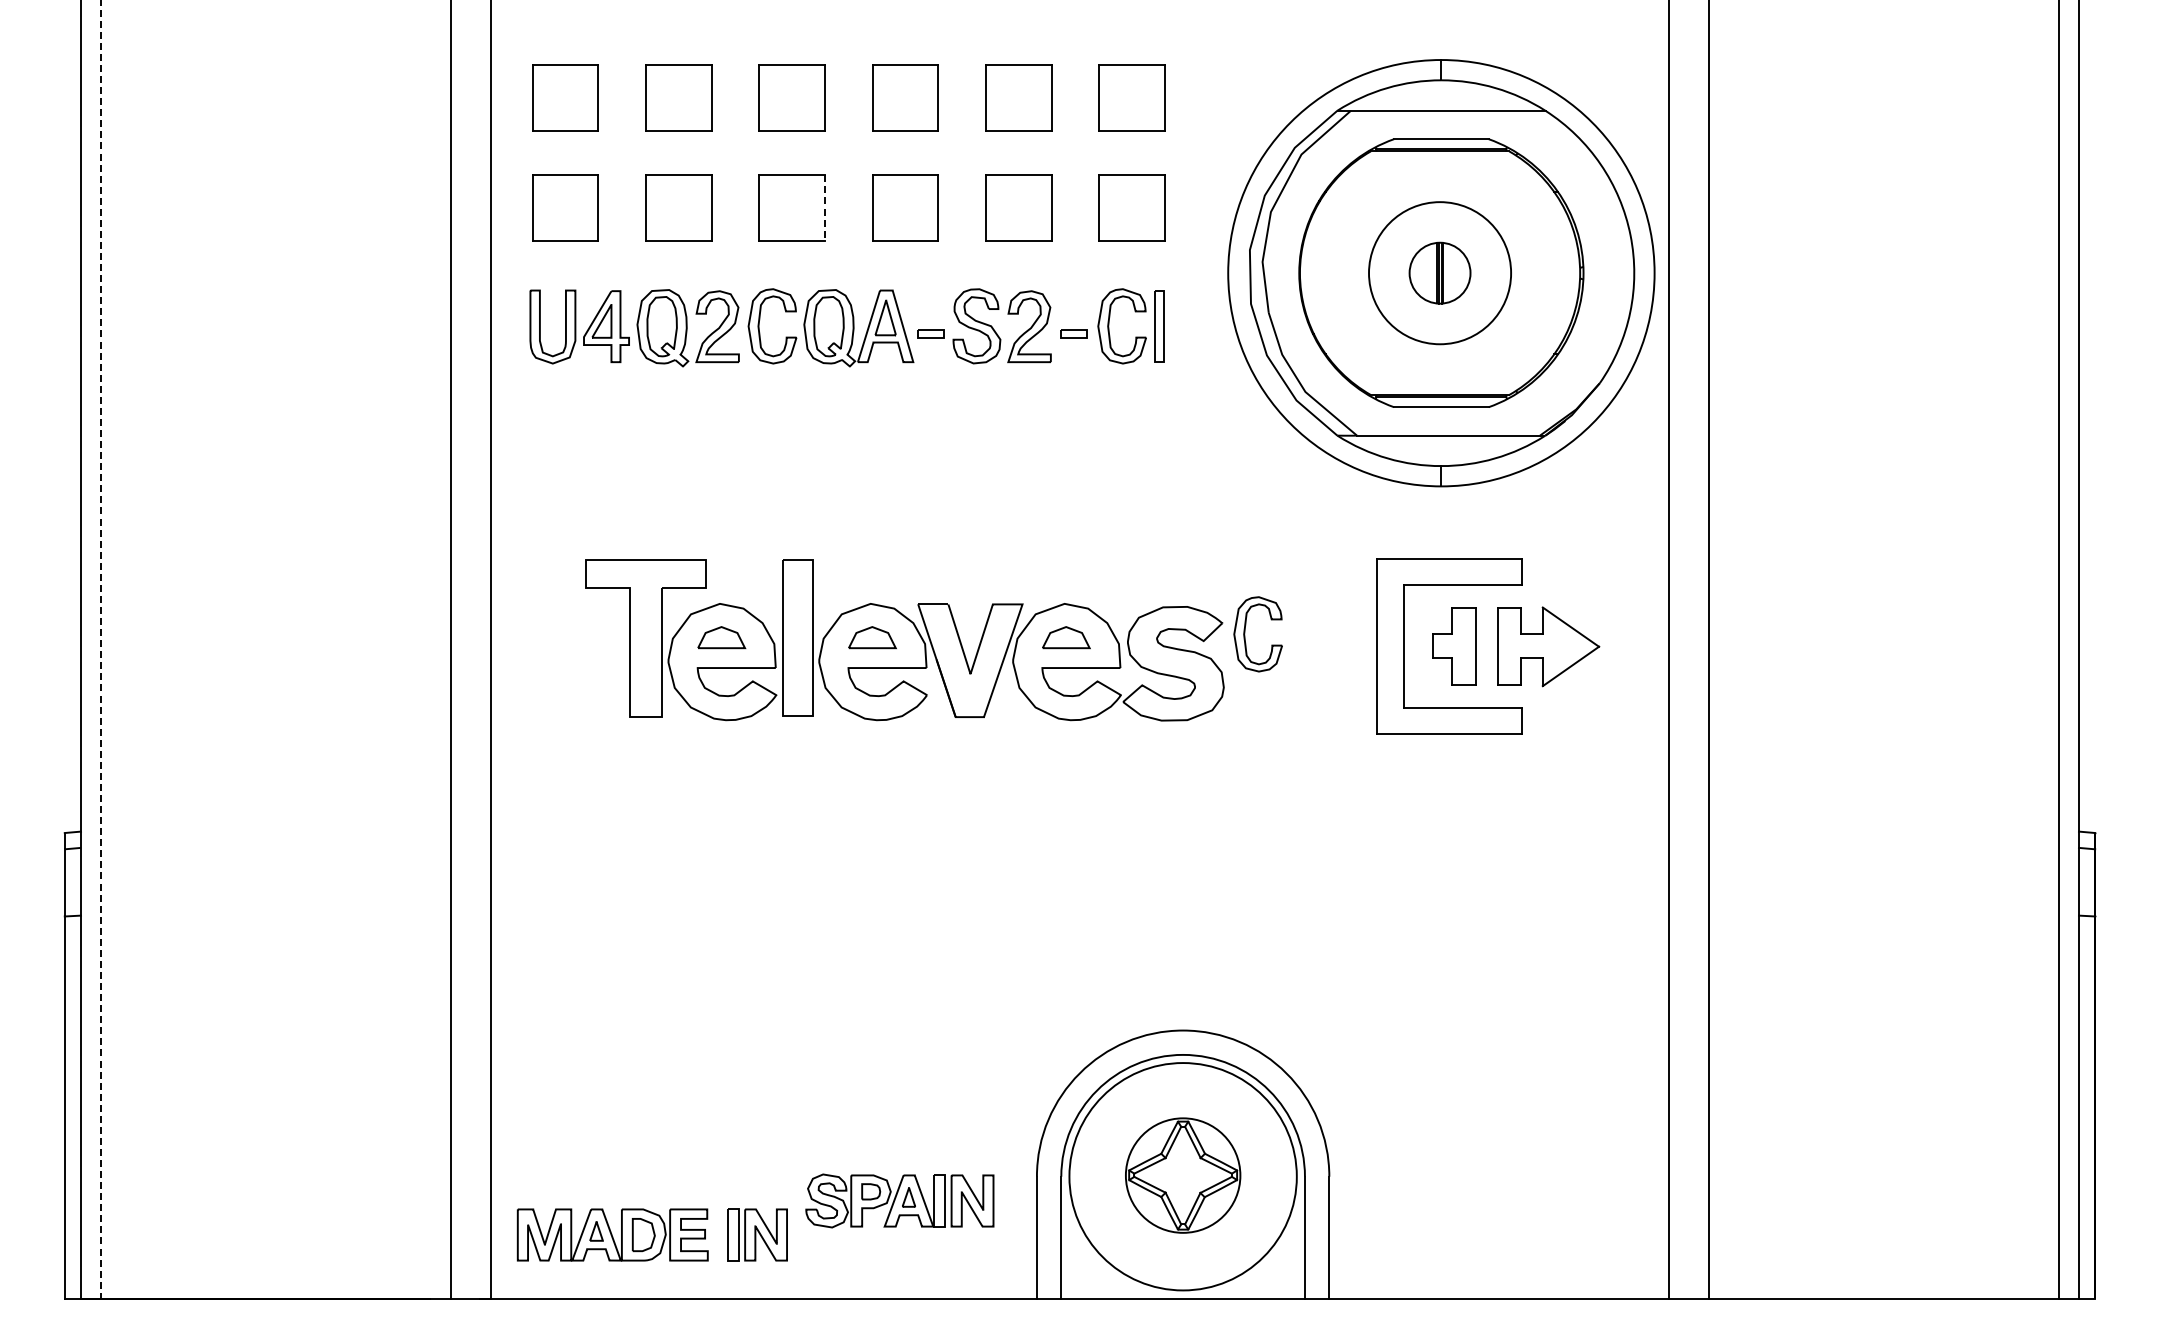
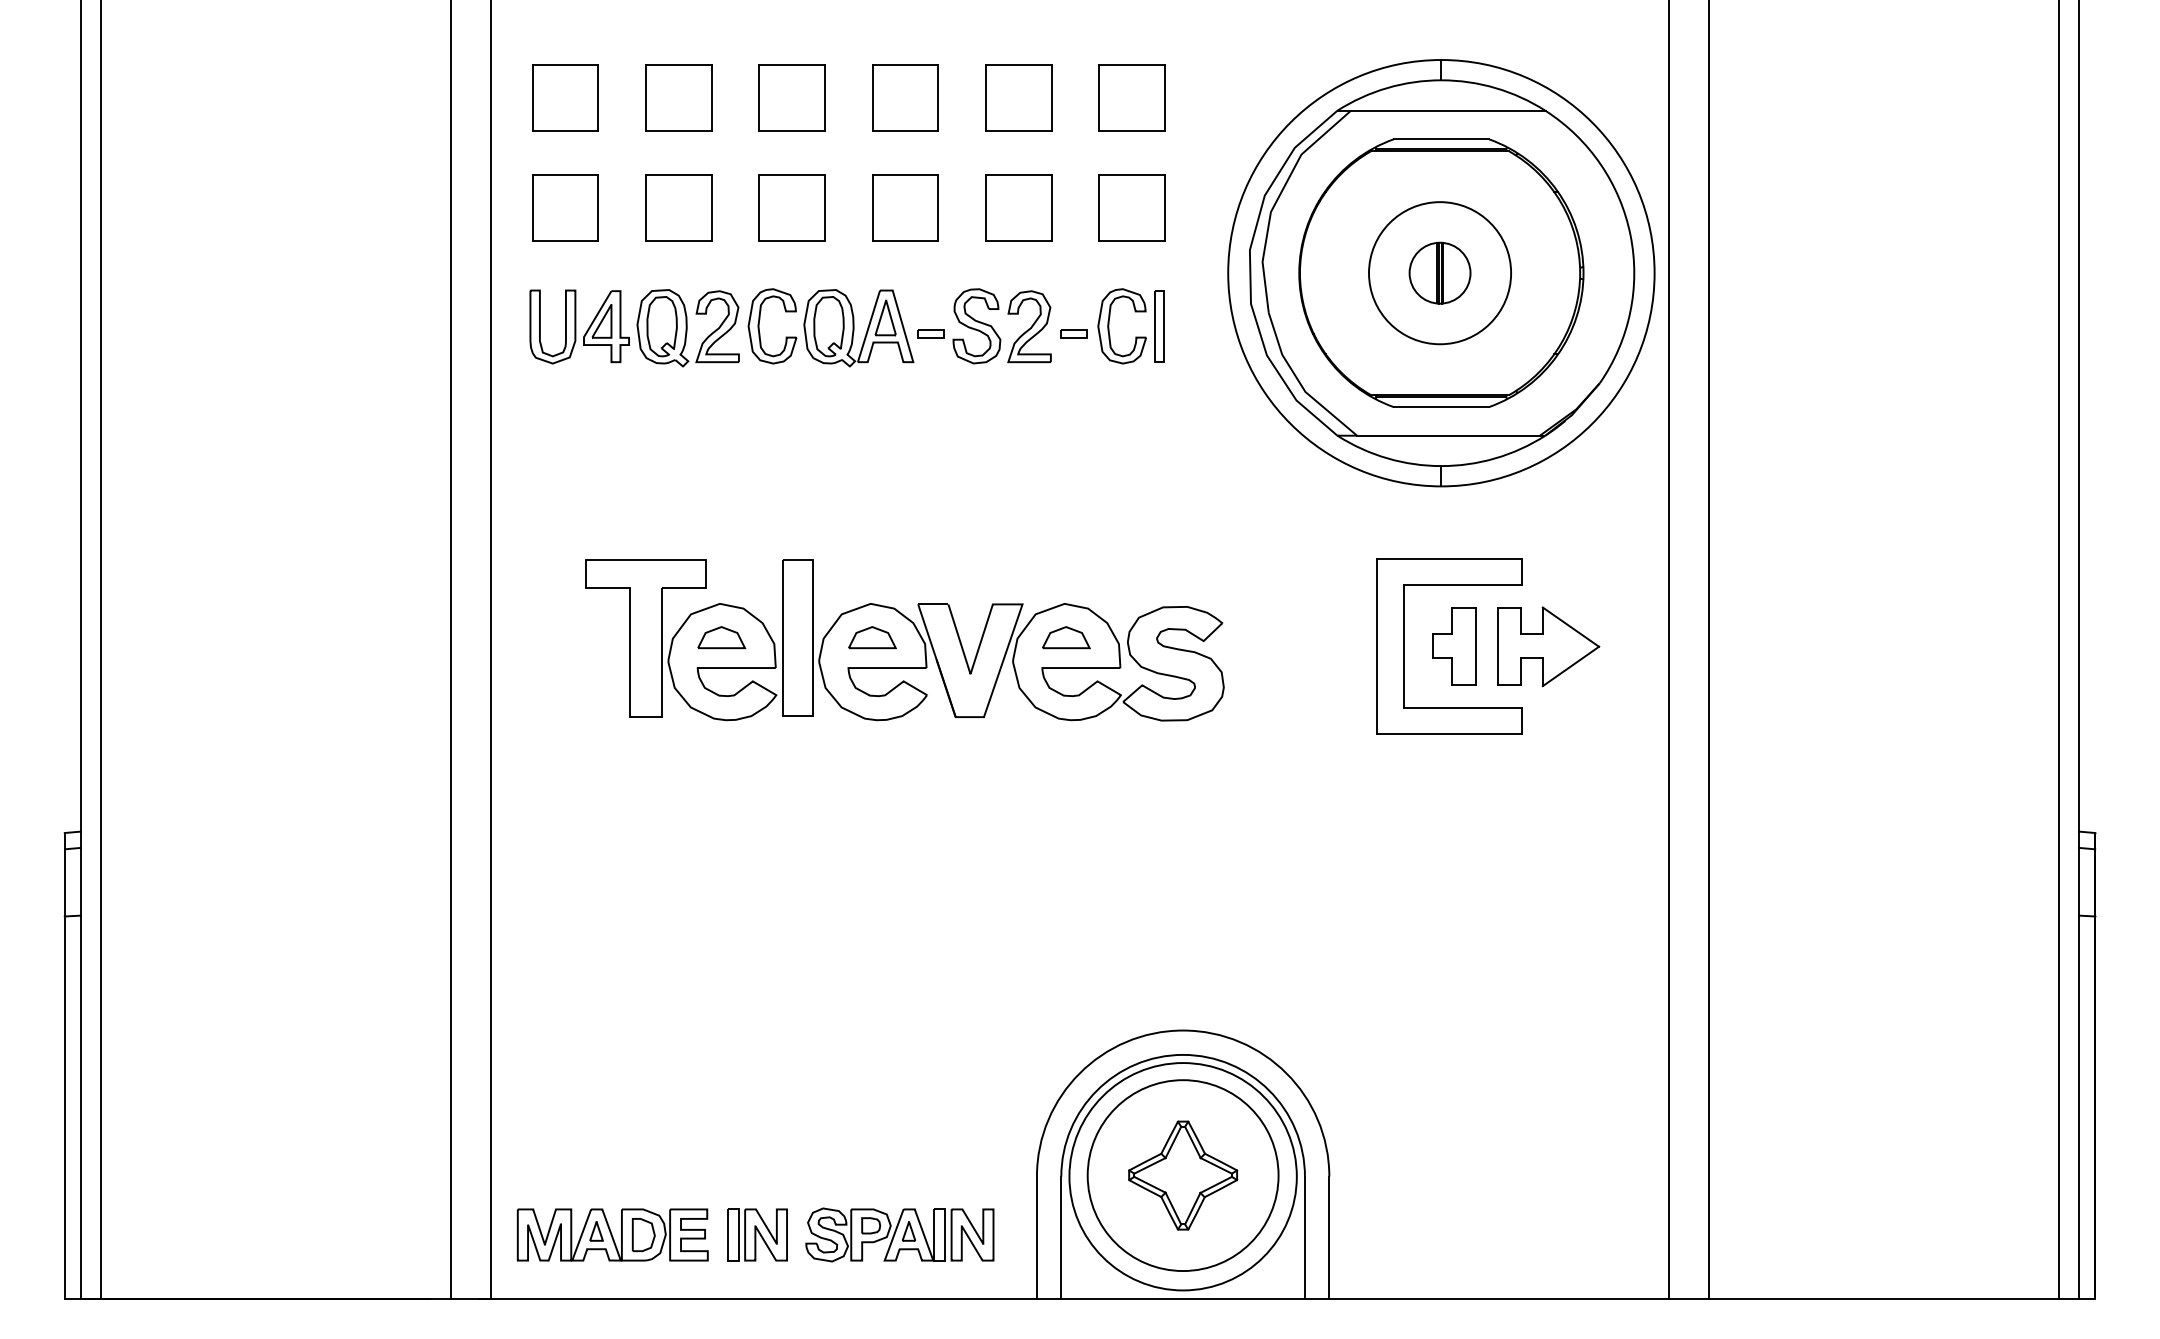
line: dashed -> solid (824, 208)
part: present -> none (1245, 634)
line: dashed -> solid (101, 650)
circle diameter: 115 px -> 191 px (1182, 1175)
part position: (899, 1200) -> (899, 1234) (899, 1234)
